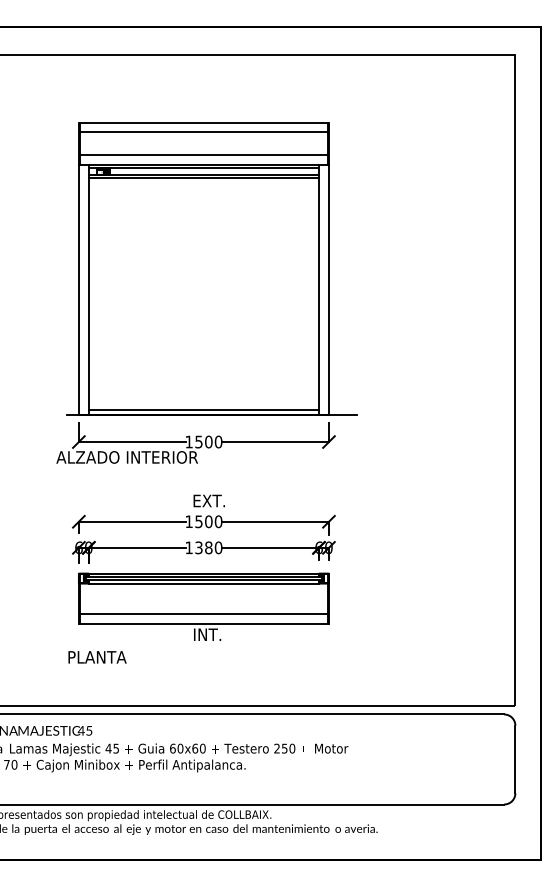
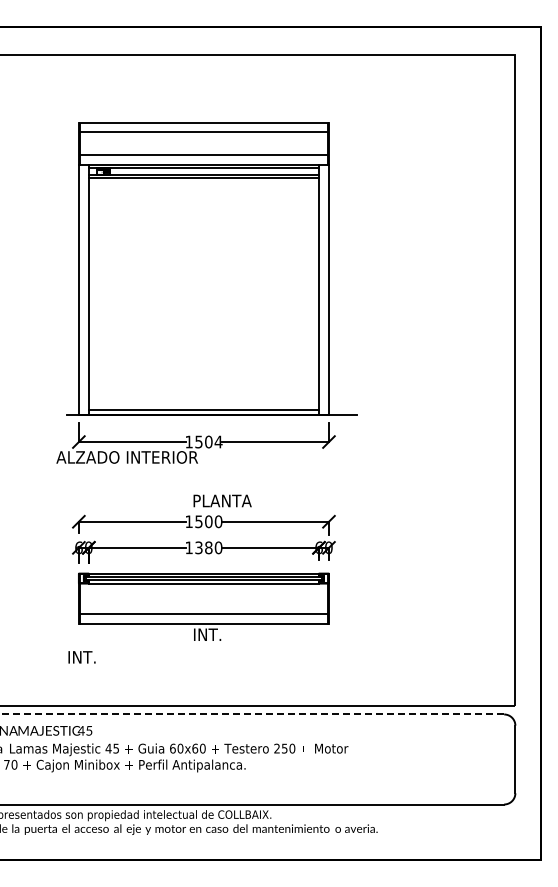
text: 1500 -> 1504 (218, 441)
text: EXT. -> PLANTA (223, 500)
text: PLANTA -> INT. (98, 657)
line: solid -> dashed (252, 714)
